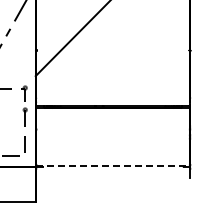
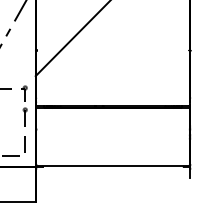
line: dashed -> solid (113, 166)
